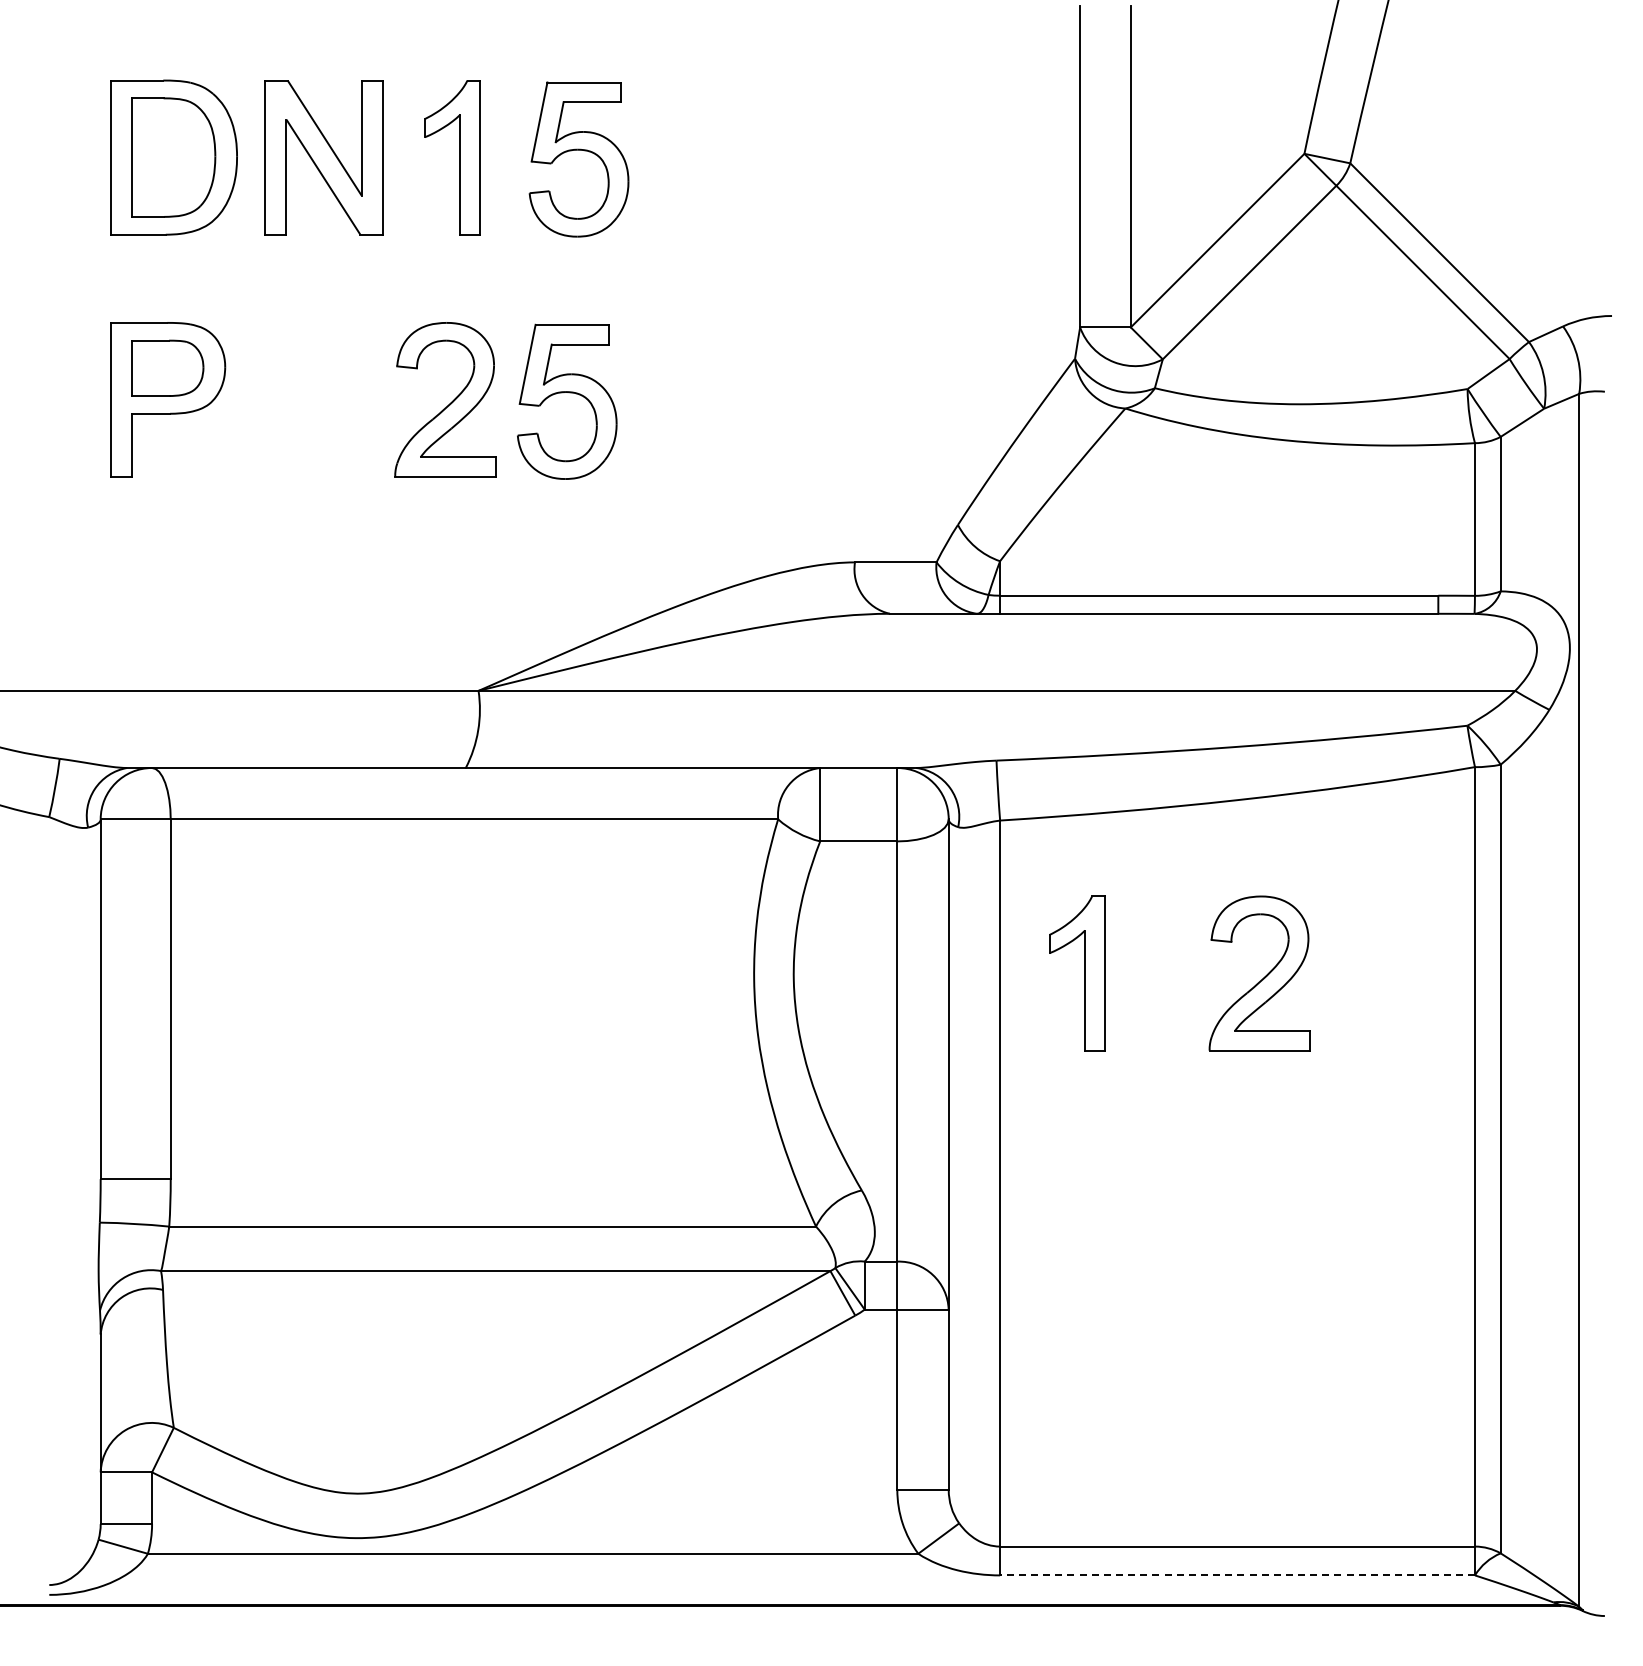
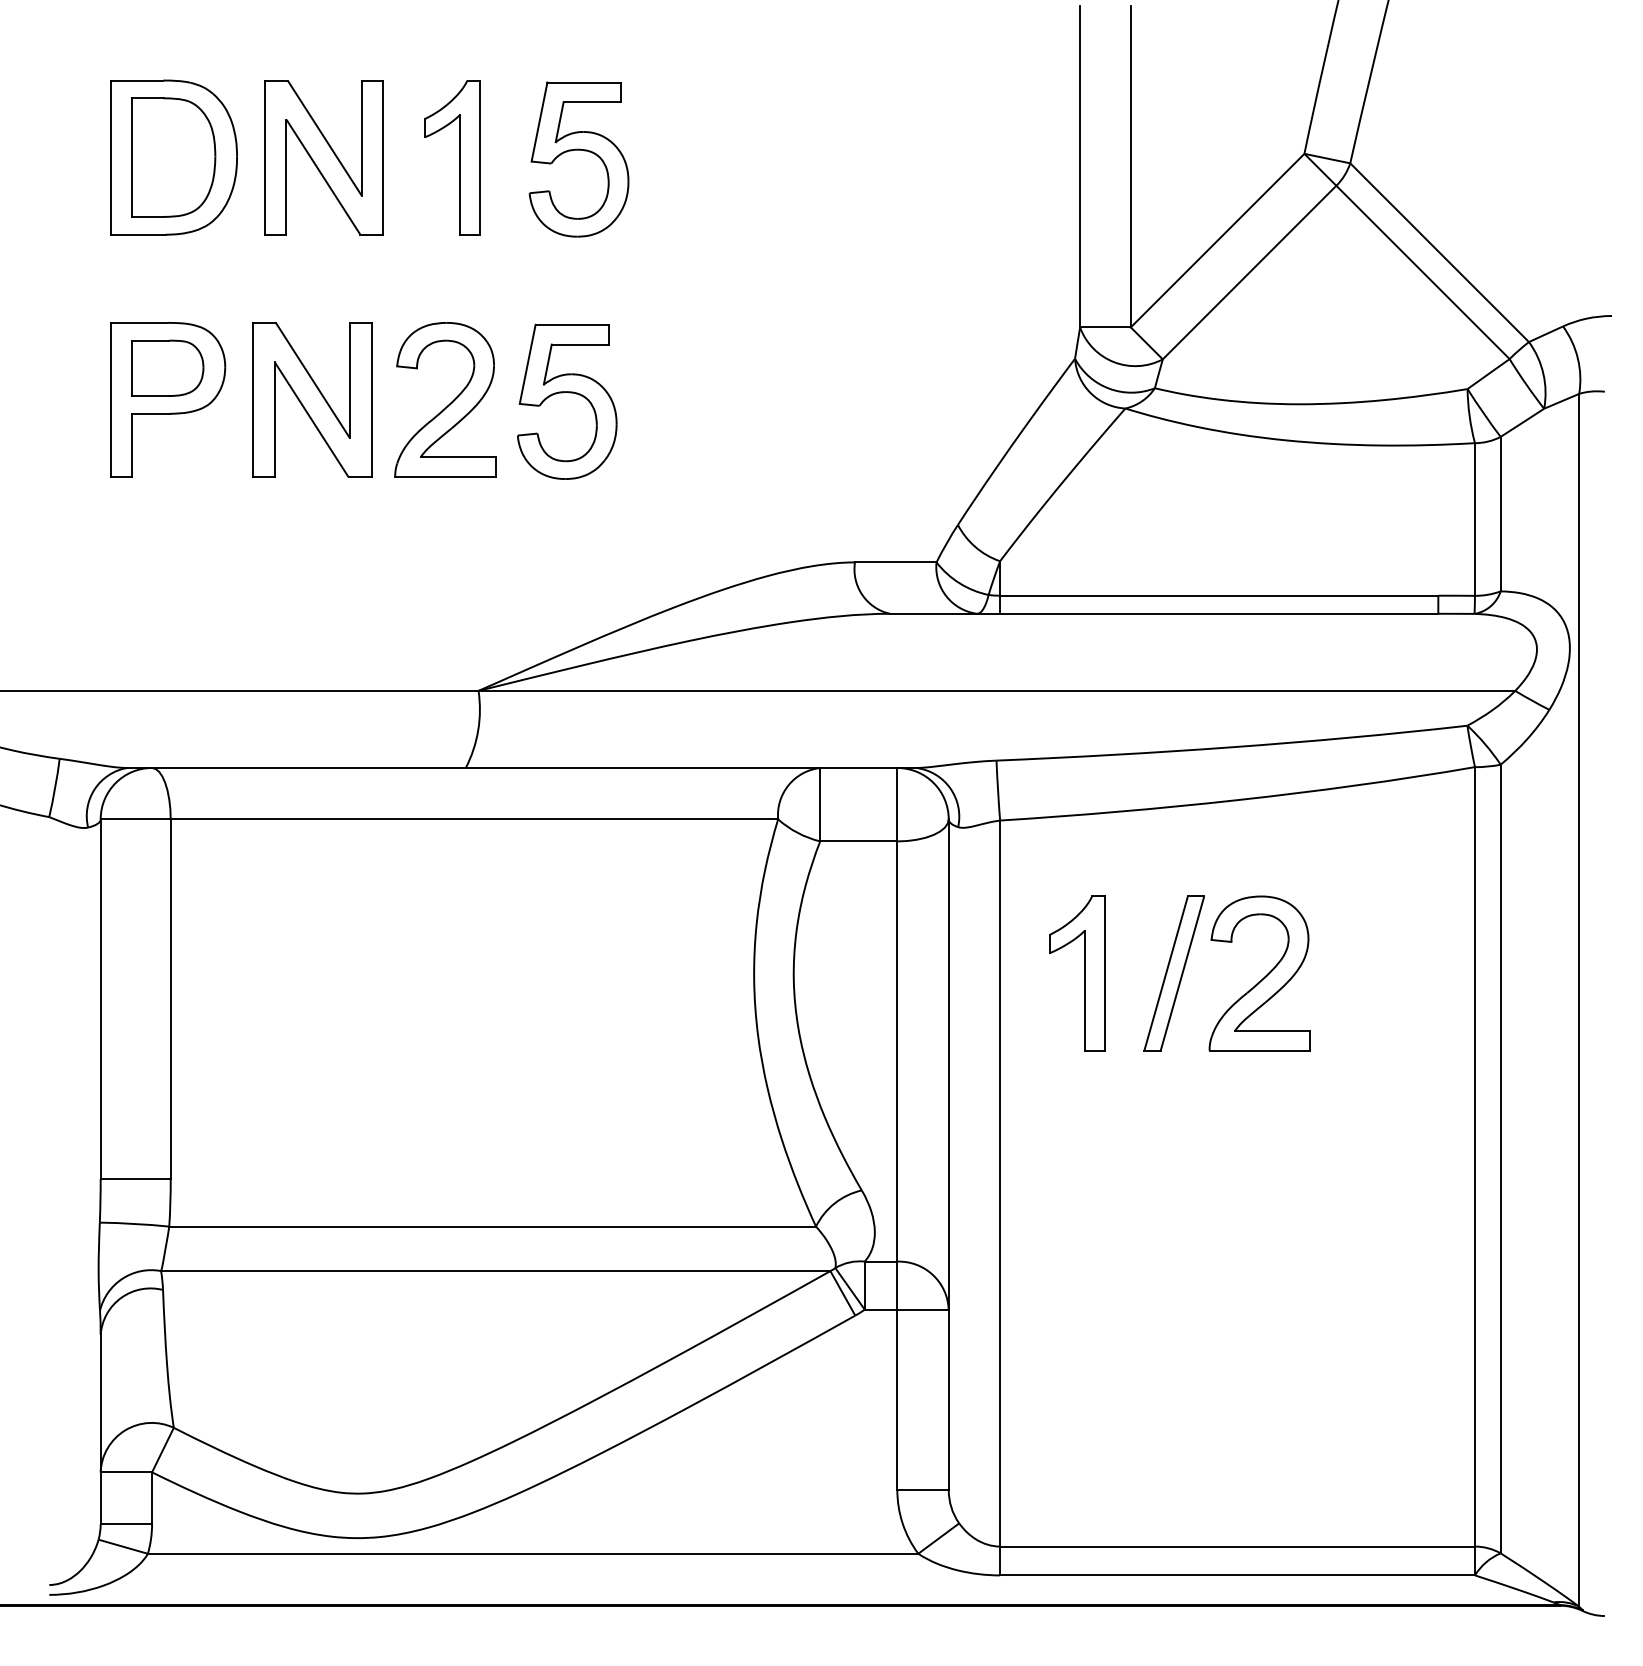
part: none -> present (312, 399)
part: none -> present (1173, 973)
line: dashed -> solid (1237, 1575)
